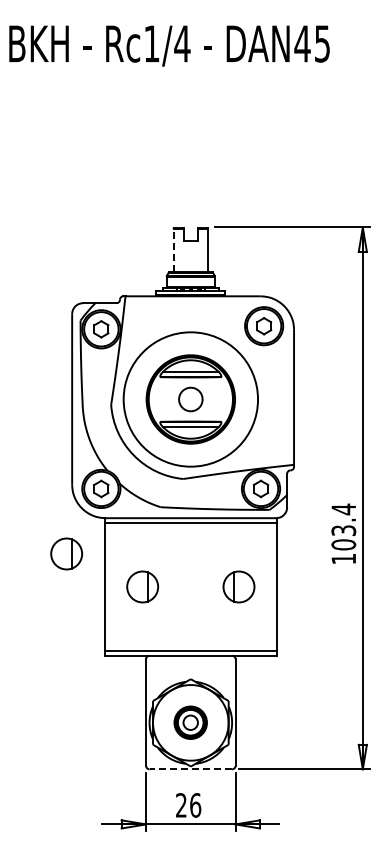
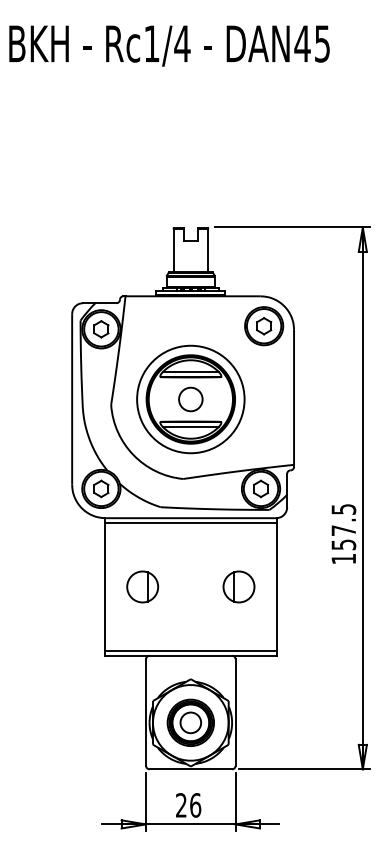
line: dashed -> solid (173, 250)
circle diameter: 134 px -> 107 px (190, 399)
text: 103.4 -> 157.5 (343, 526)
part: present -> none (66, 553)
part size: 35x35 px -> 49x49 px (190, 722)
line: dashed -> solid (190, 769)
